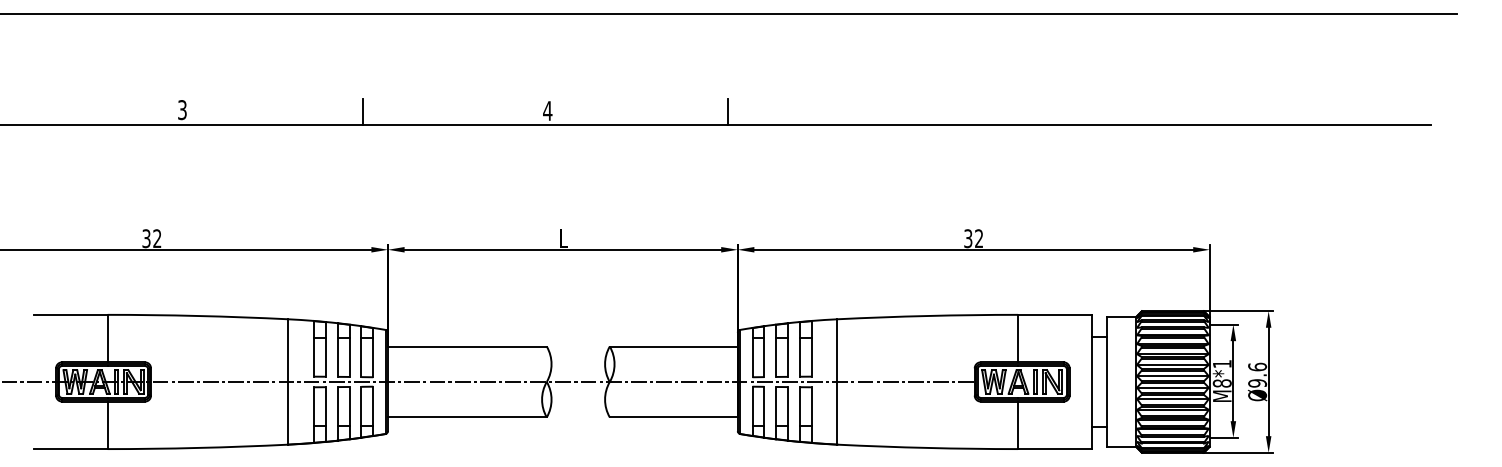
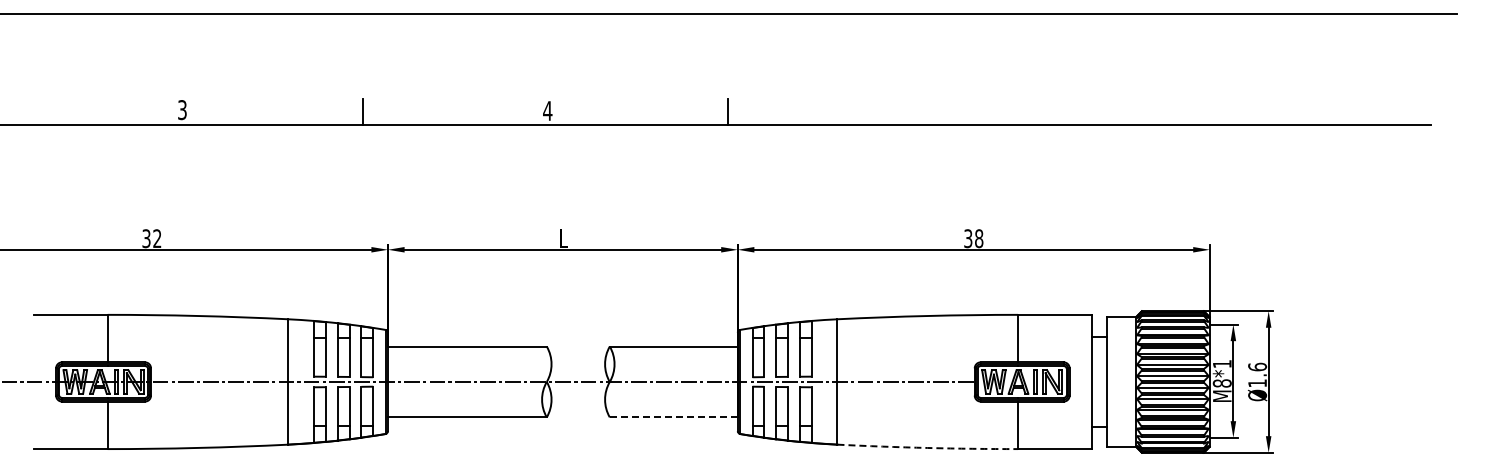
text: 32 -> 38 (979, 238)
text: Ø9.6 -> Ø1.6 (1257, 383)
line: solid -> dashed (673, 417)
arc: solid -> dashed (927, 447)
